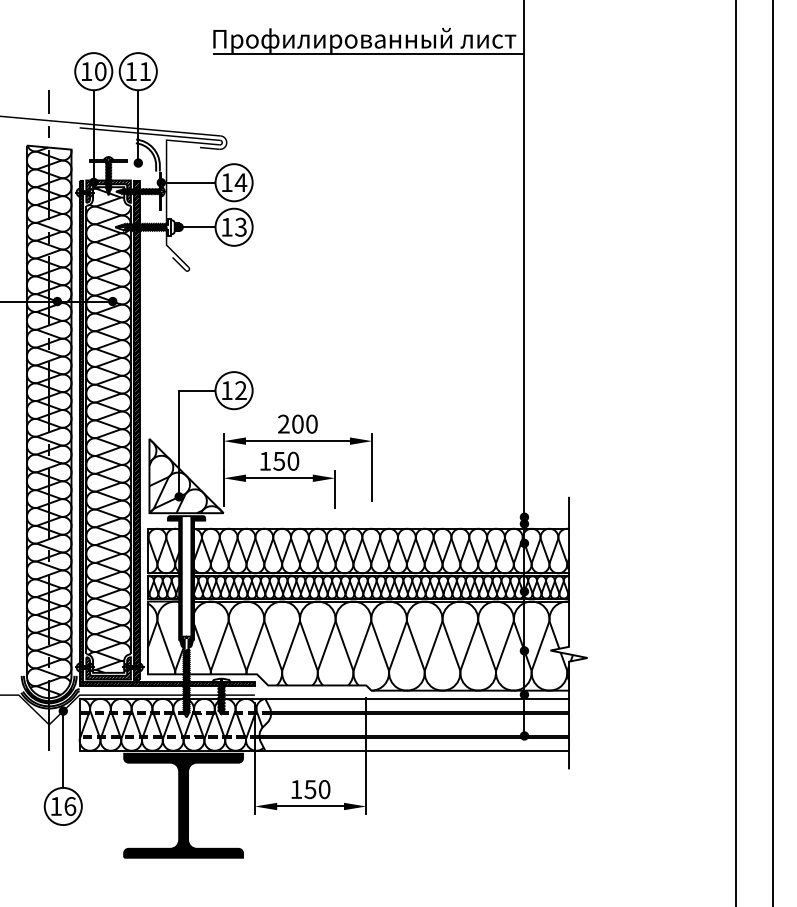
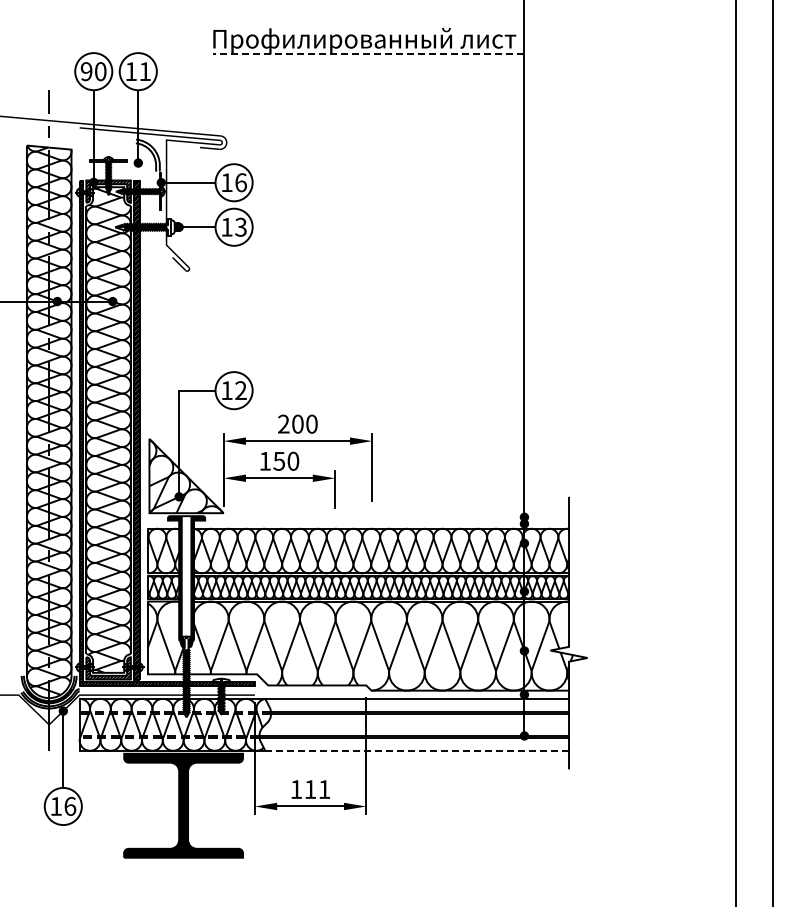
line: solid -> dashed (368, 54)
text: 10 -> 90 (86, 71)
text: 14 -> 16 (240, 182)
line: solid -> dashed (417, 750)
text: 150 -> 111 (317, 789)
